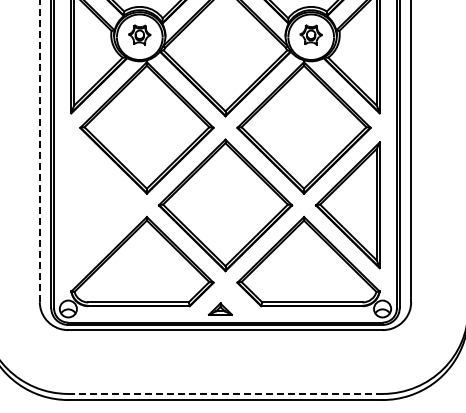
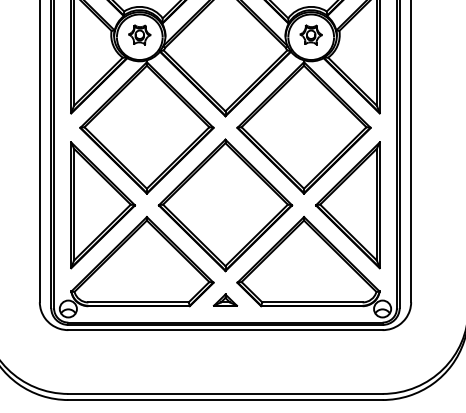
line: dashed -> solid (39, 151)
part: none -> present (102, 205)
part position: (220, 308) -> (225, 299) (225, 299)
line: dashed -> solid (225, 393)
